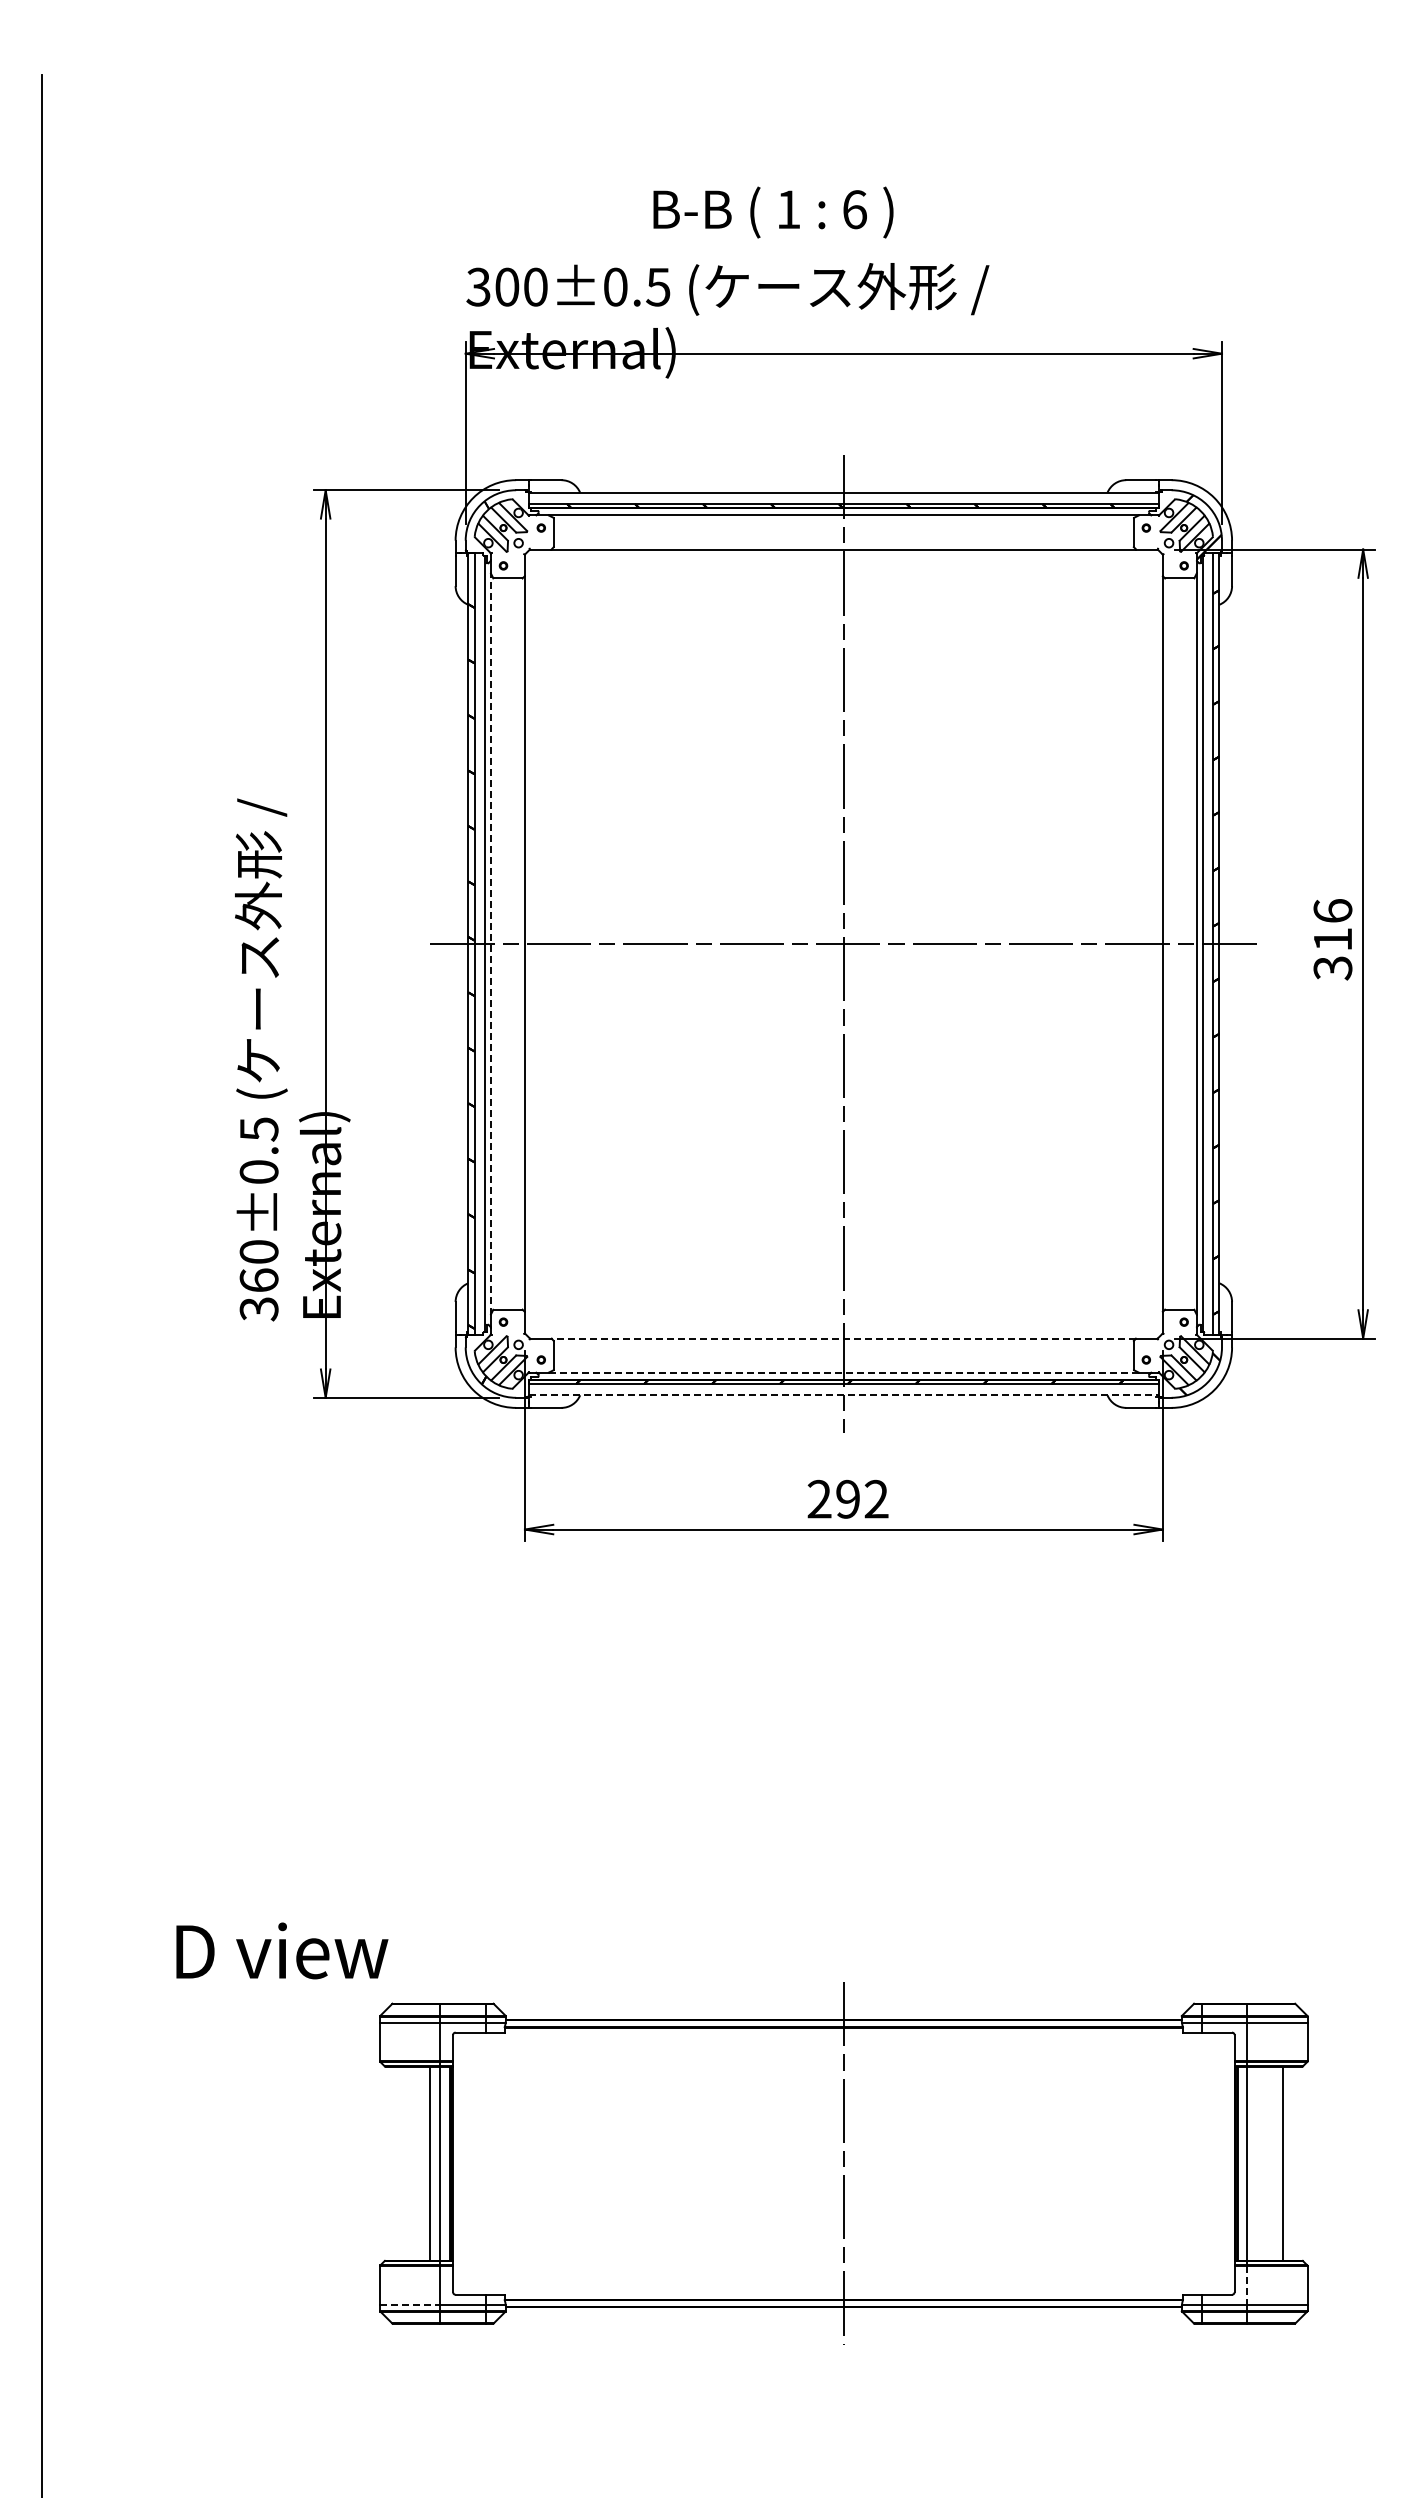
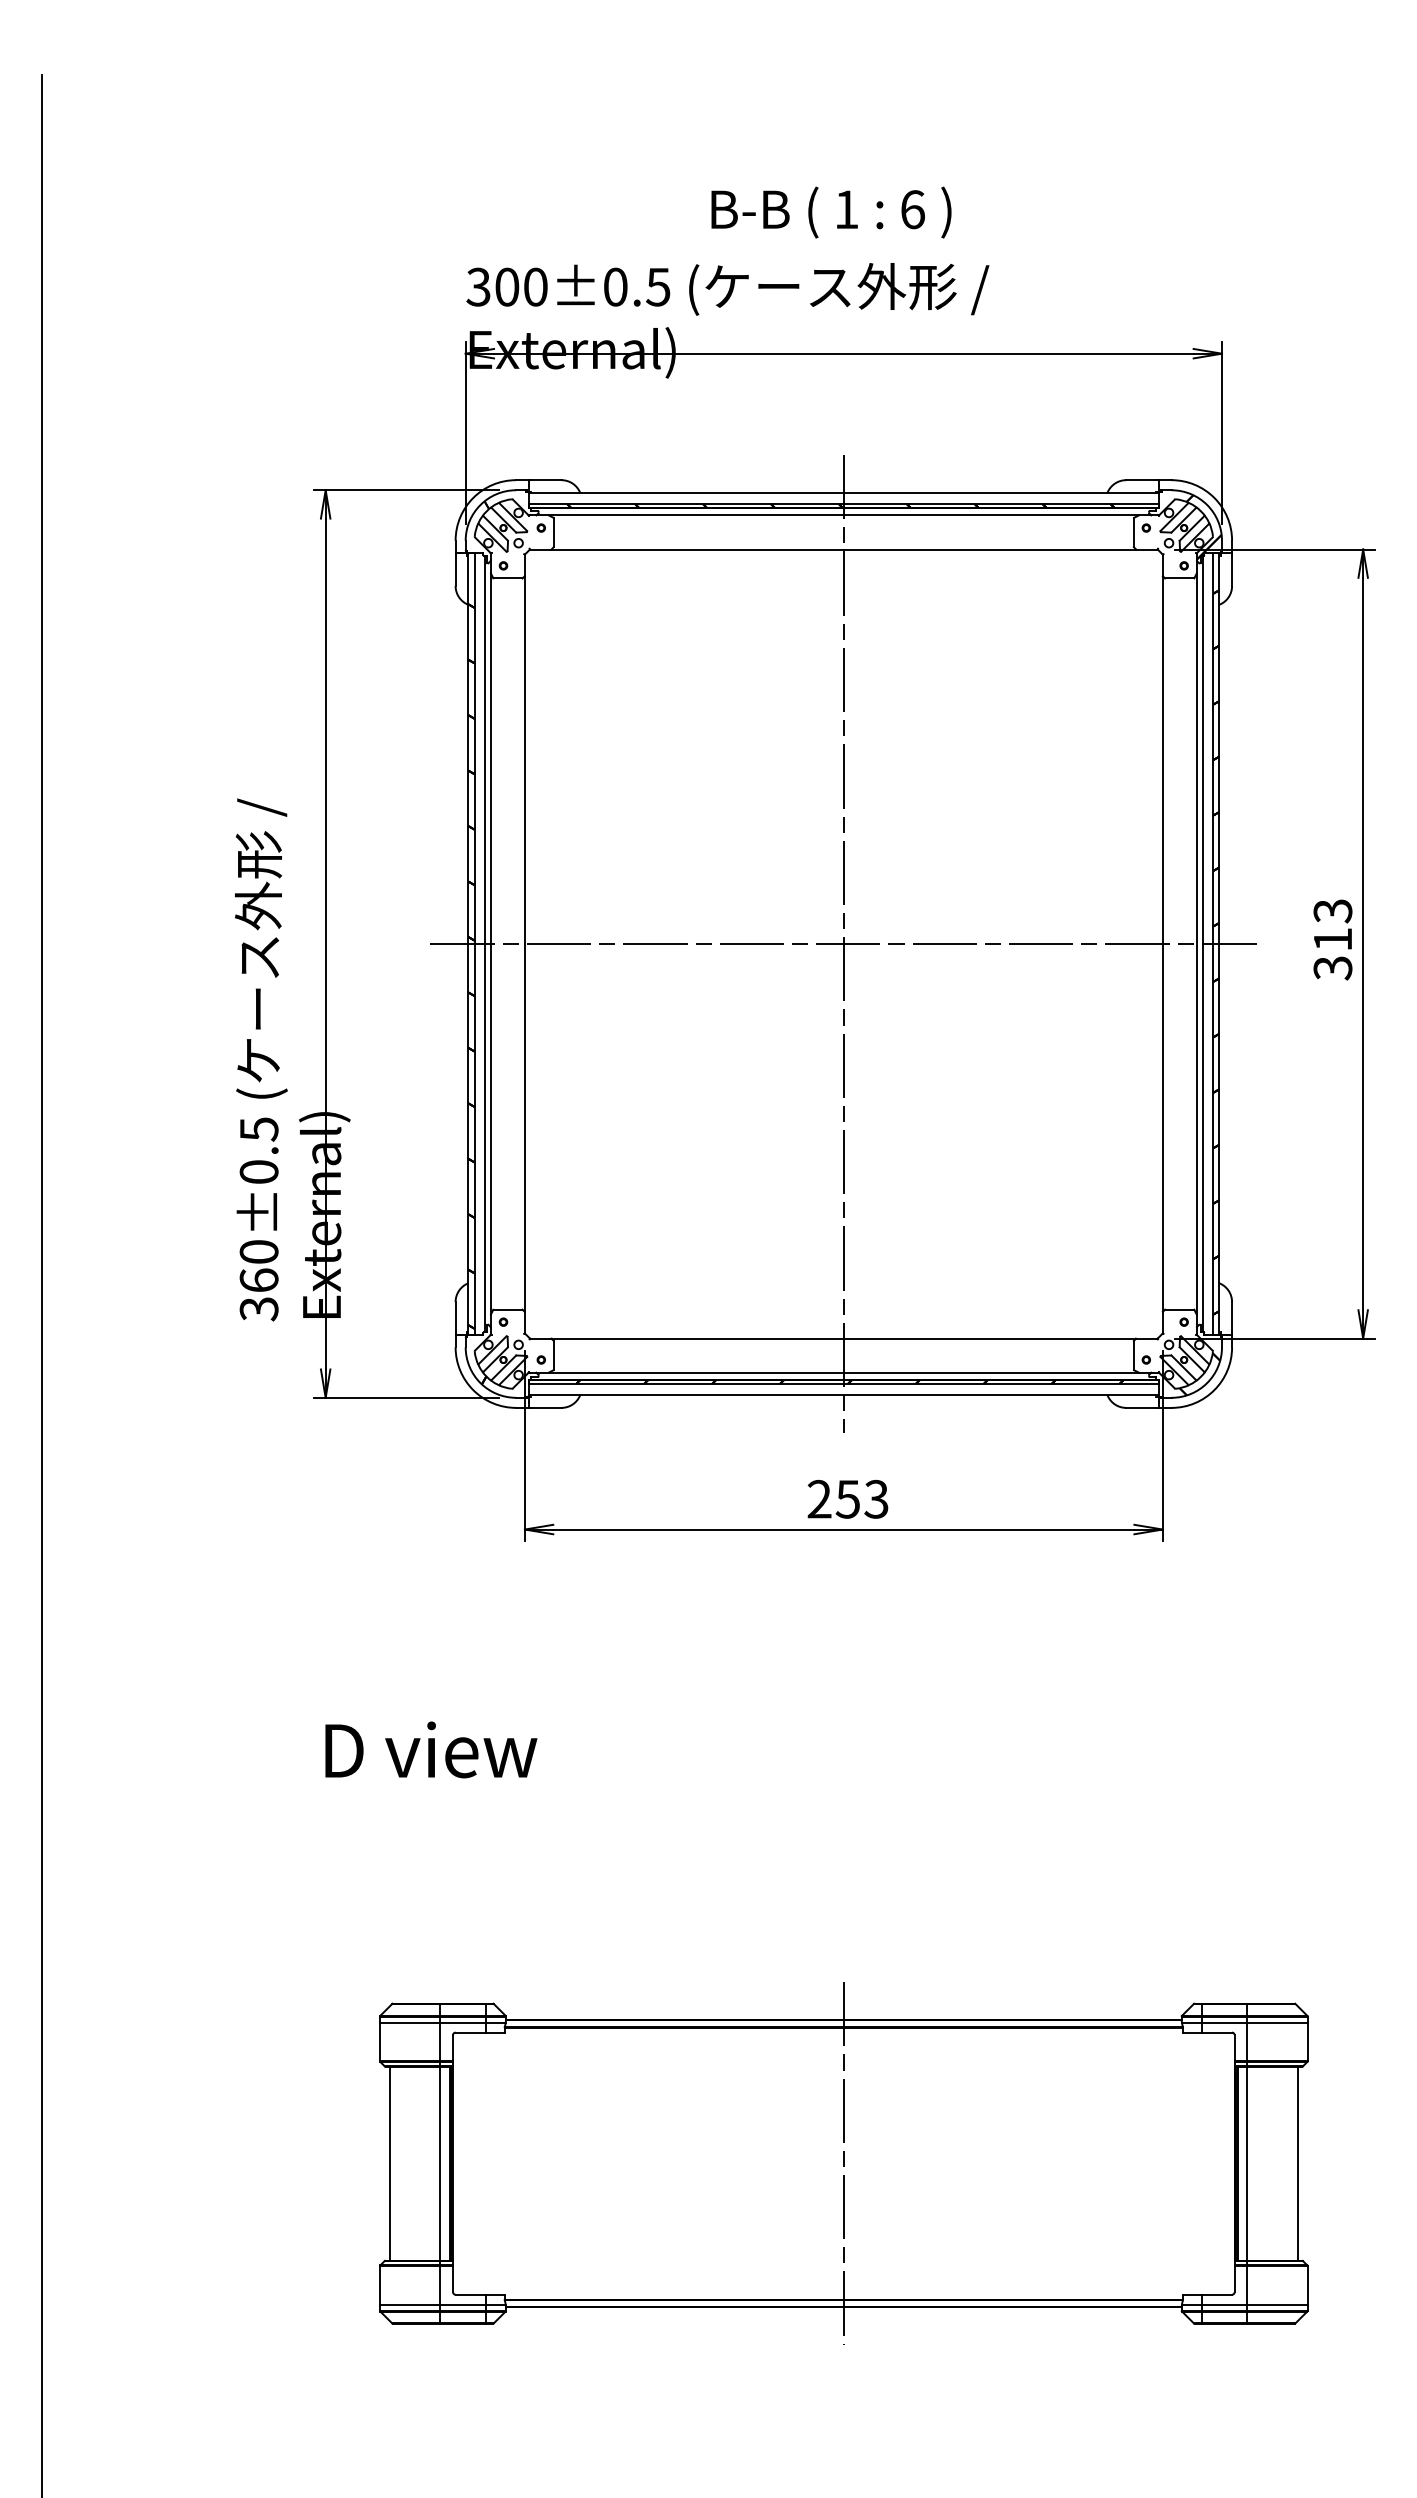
text position: (773, 212) -> (831, 212) (831, 212)
text: 316 -> 313 (1332, 911)
line: dashed -> solid (490, 944)
line: dashed -> solid (843, 1338)
line: dashed -> solid (843, 1372)
line: dashed -> solid (844, 1395)
text: 292 -> 253 (861, 1498)
text position: (282, 1950) -> (431, 1749) (431, 1749)
line position: (430, 2163) -> (390, 2163) (390, 2163)
line position: (1282, 2163) -> (1297, 2163) (1297, 2163)
line: dashed -> solid (1247, 2286)
line: dashed -> solid (410, 2304)
